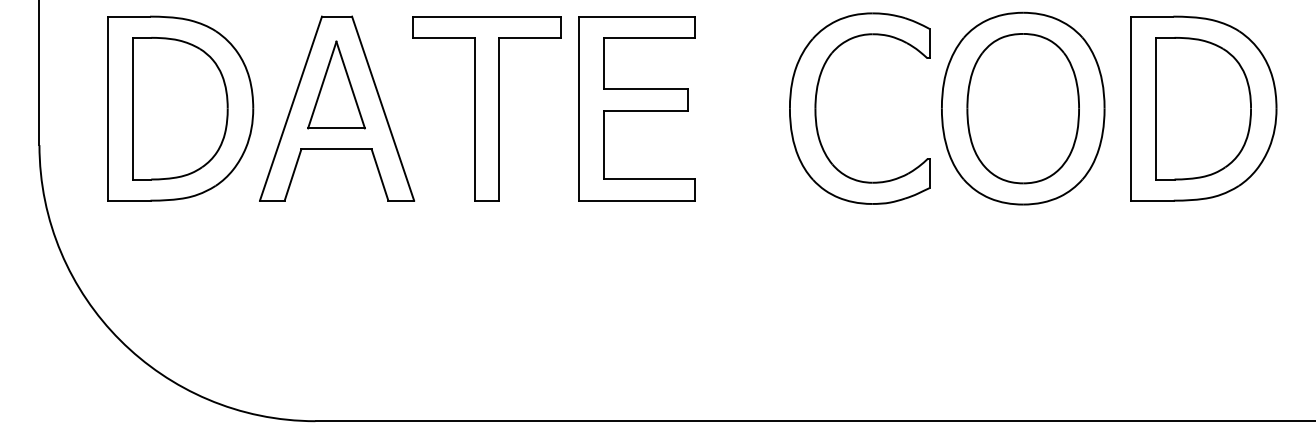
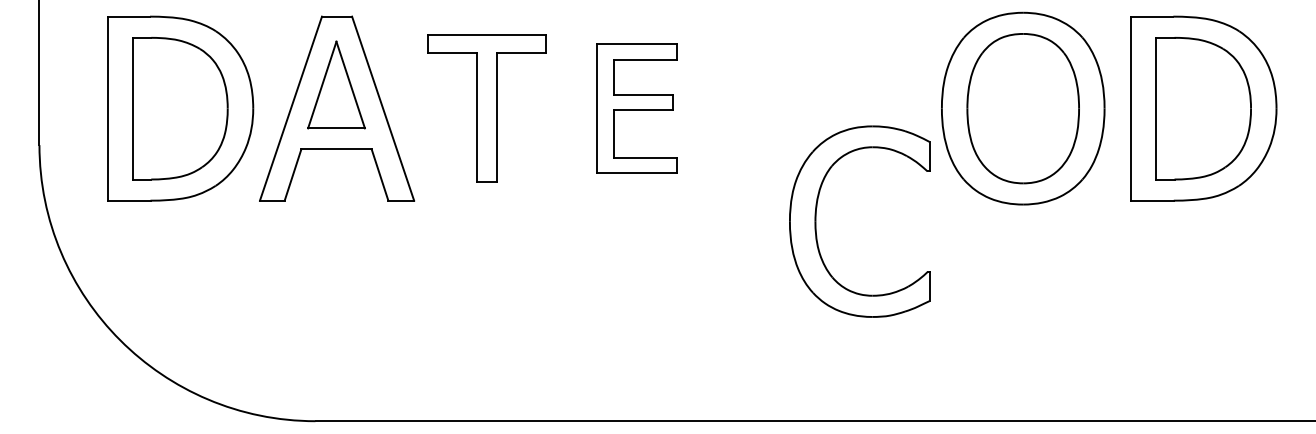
part size: 150x186 px -> 120x149 px (486, 108)
part size: 118x186 px -> 82x131 px (636, 108)
part position: (816, 108) -> (816, 221) (816, 221)
